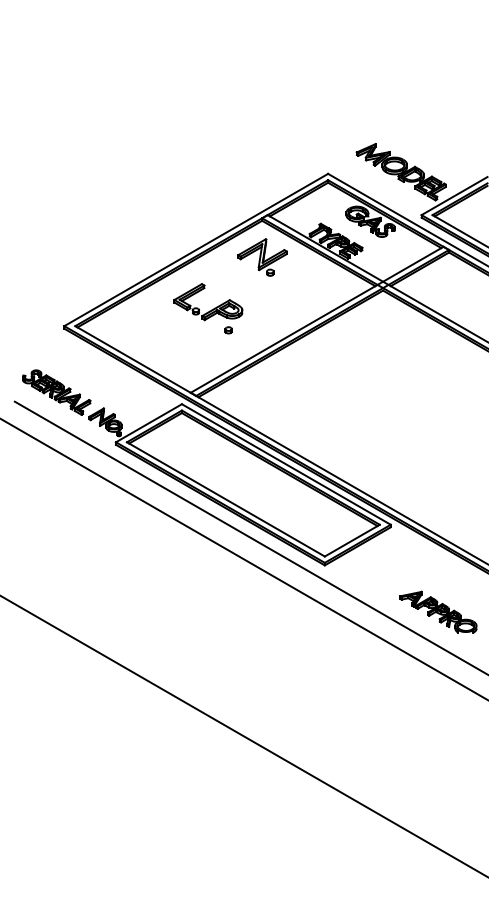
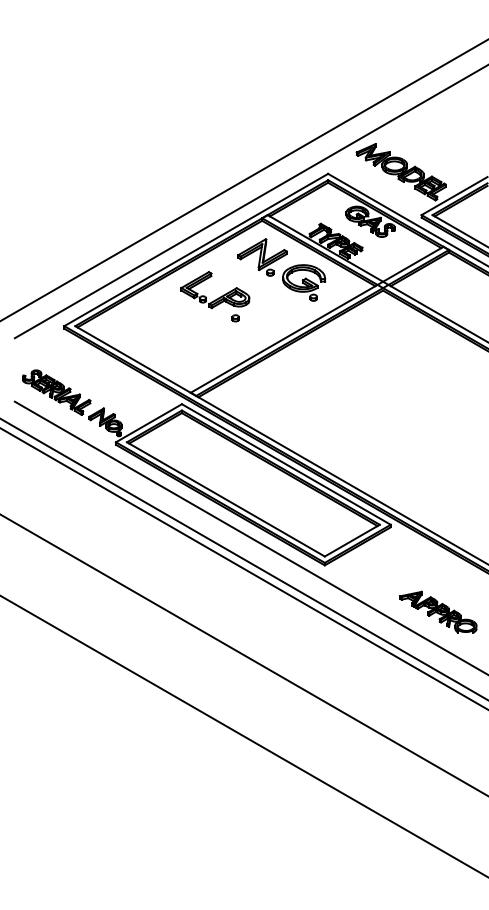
line: none -> present (243, 180)
line: none -> present (249, 202)
part: none -> present (304, 282)
part position: (208, 308) -> (215, 296) (215, 296)
line: none -> present (243, 568)
line: none -> present (243, 654)
